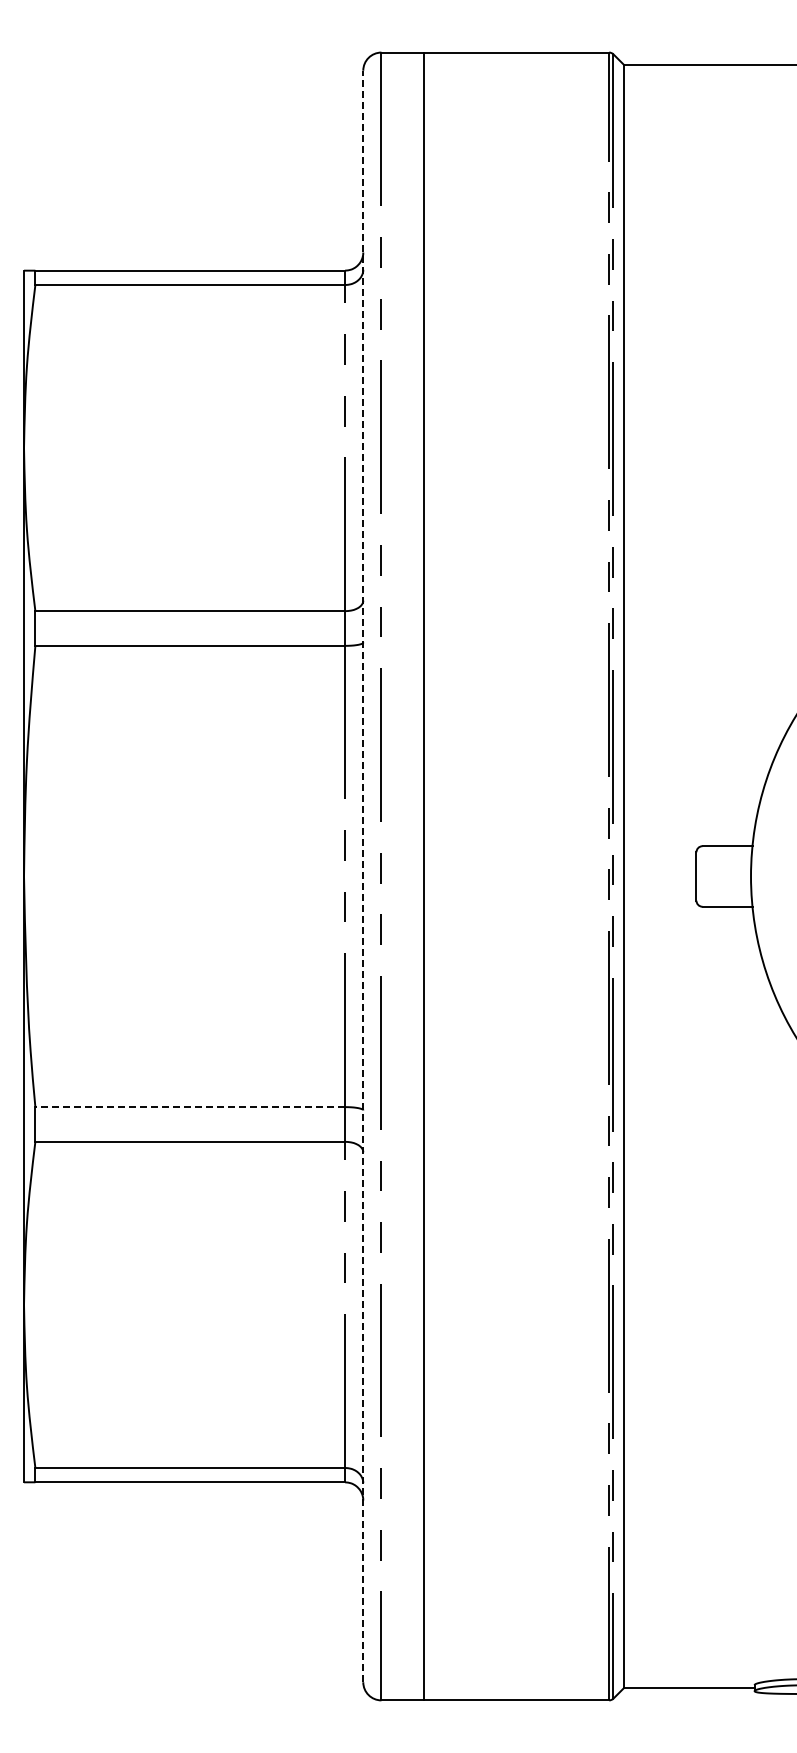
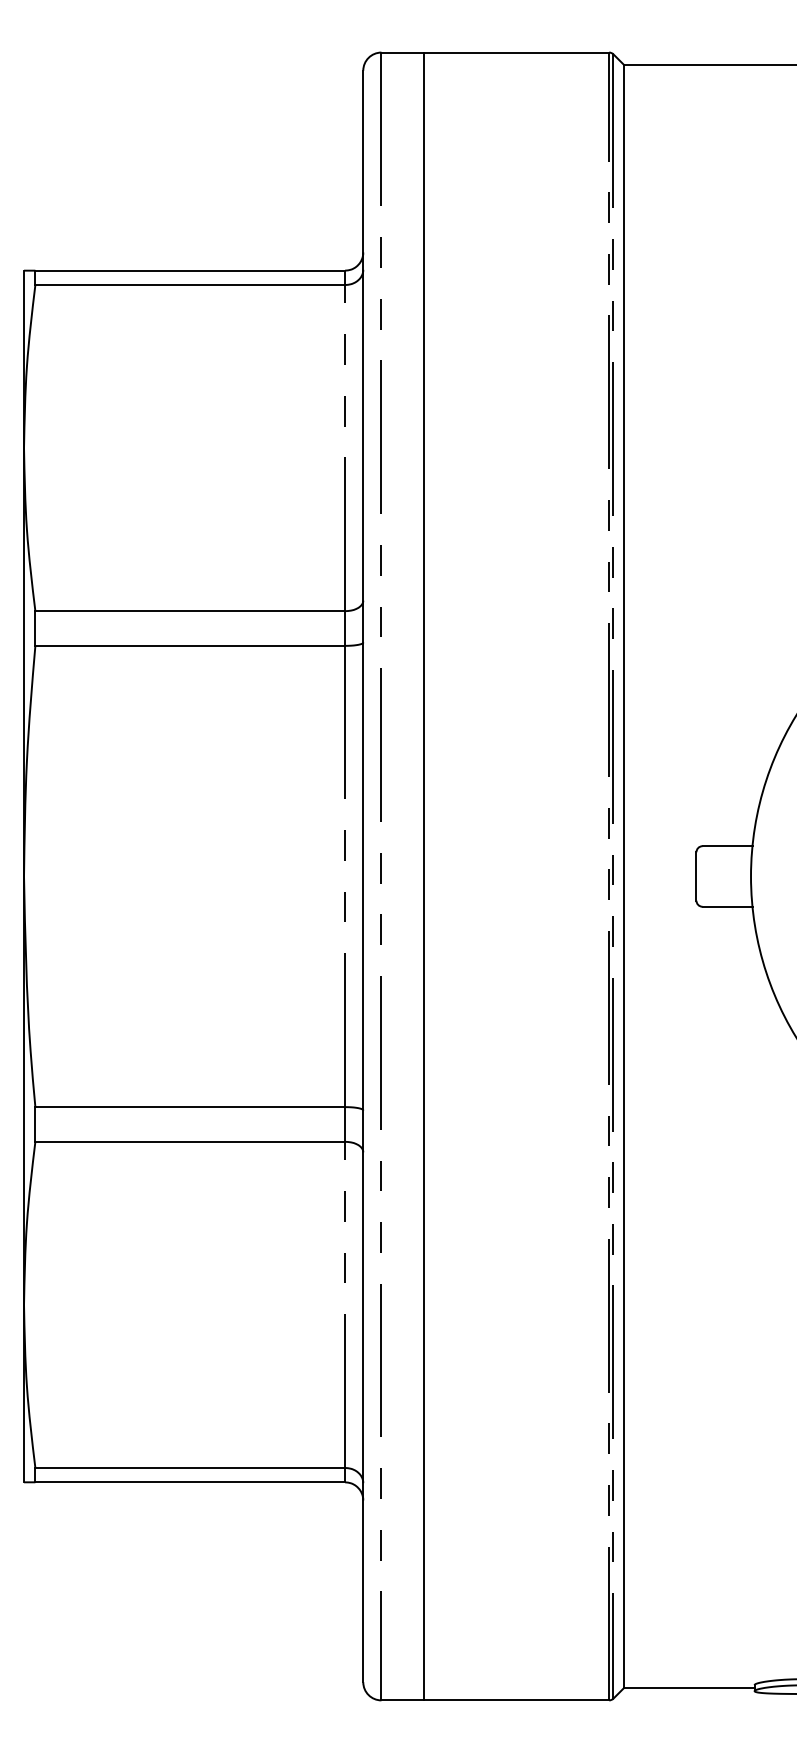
line: dashed -> solid (363, 876)
line: dashed -> solid (190, 1107)
